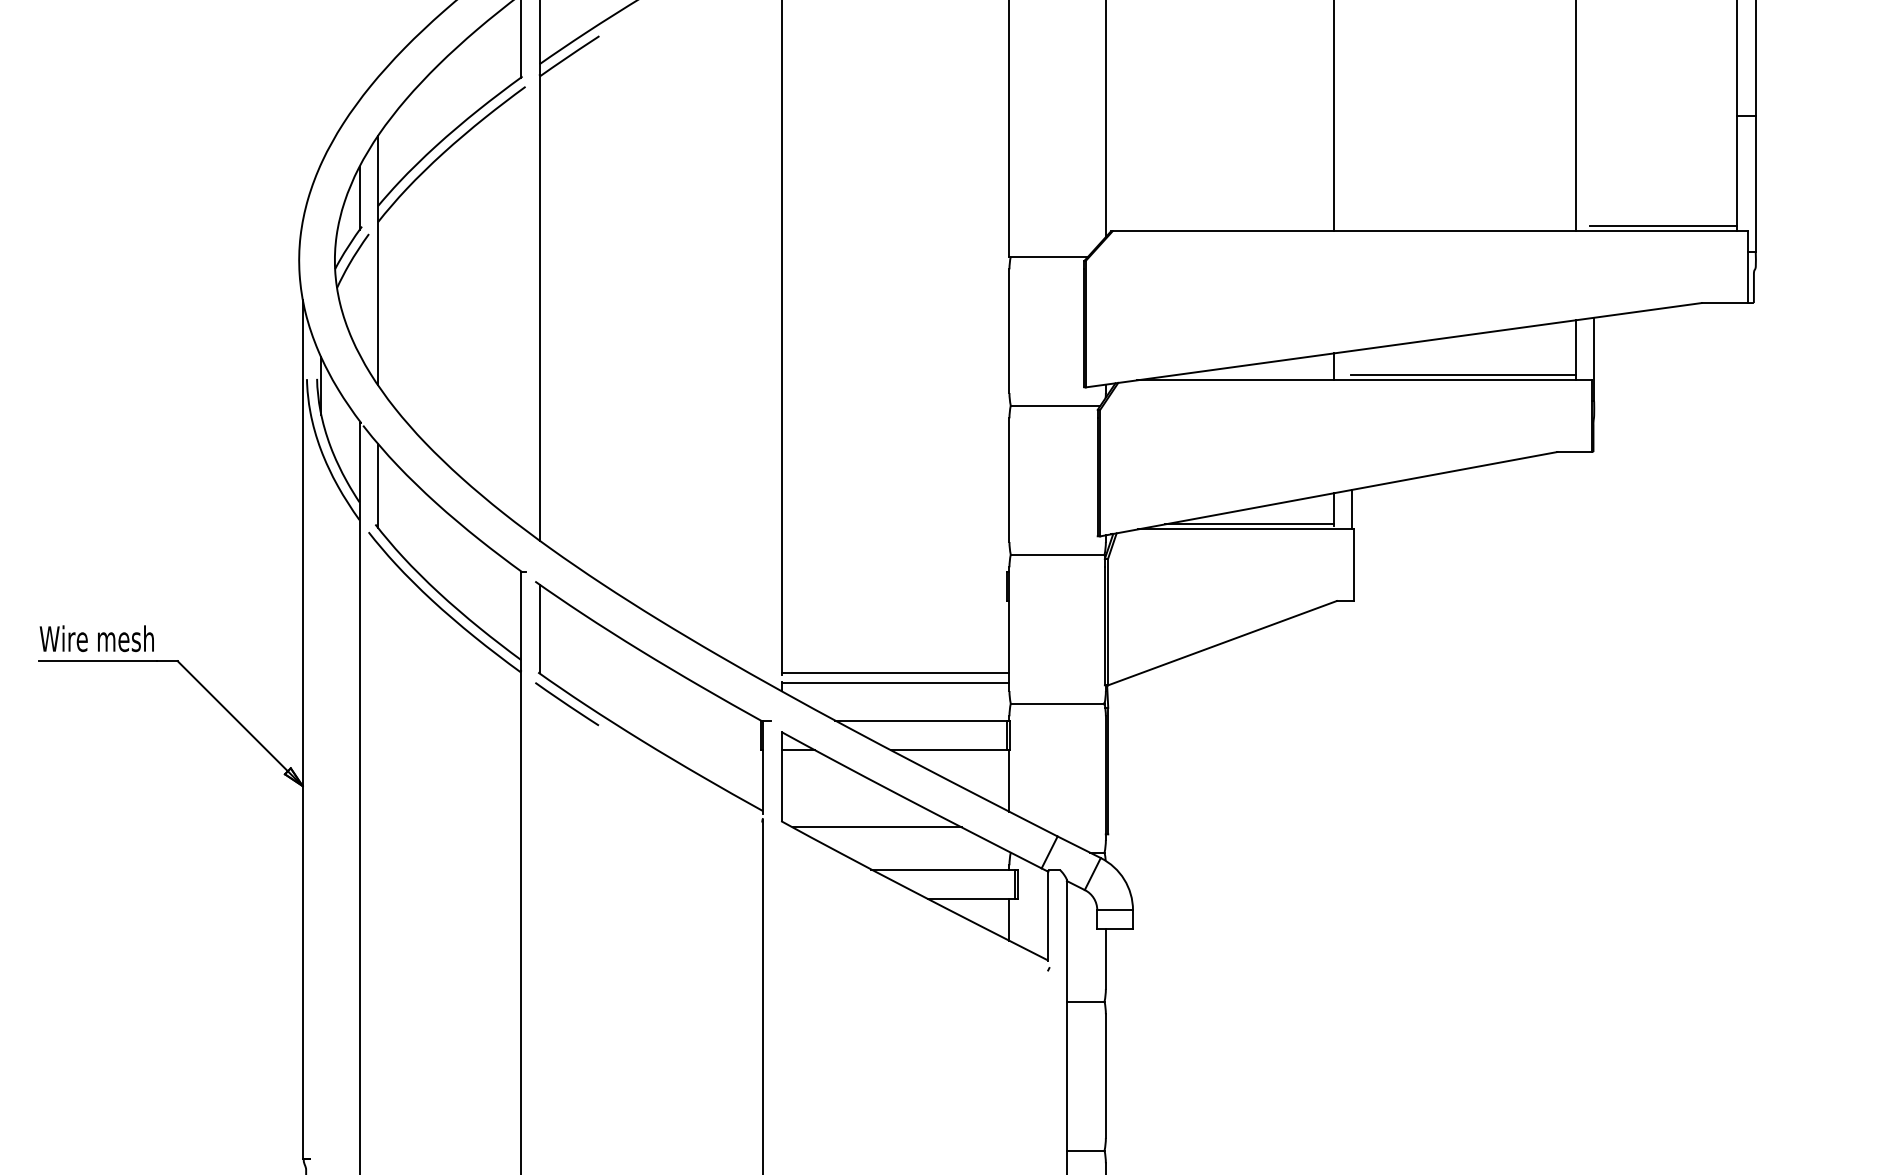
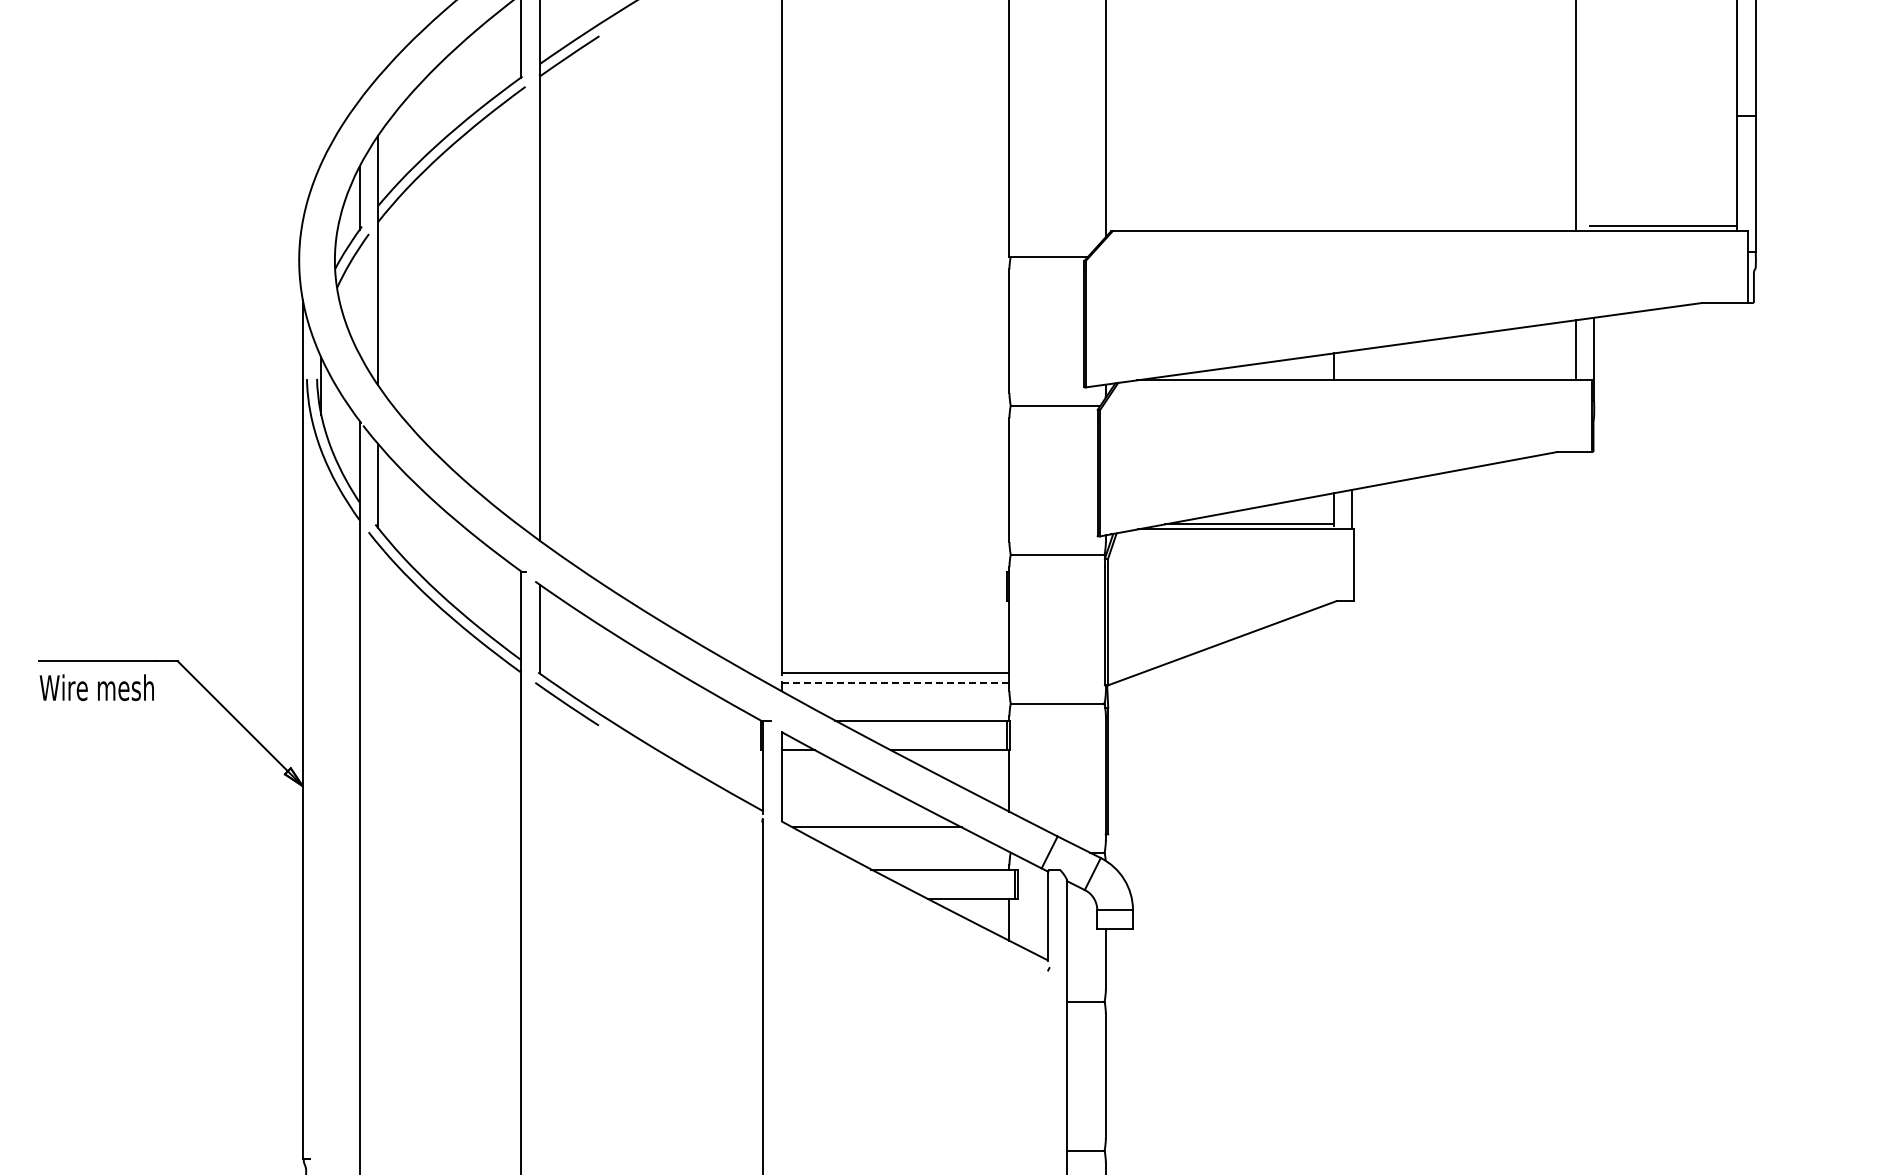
line: present -> none (1333, 116)
line: present -> none (1462, 375)
text position: (96, 638) -> (96, 687) (96, 687)
line: solid -> dashed (895, 683)
